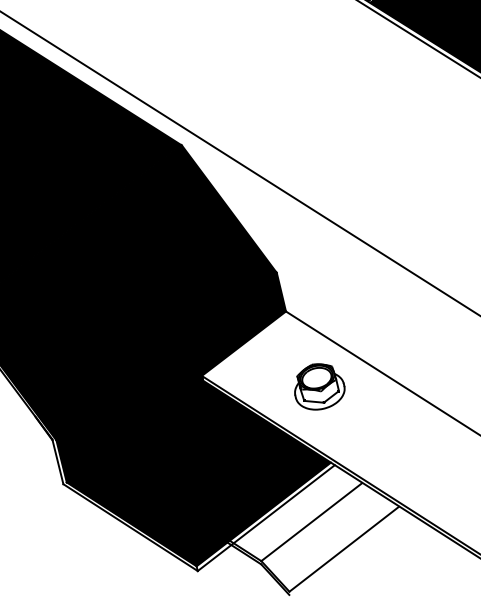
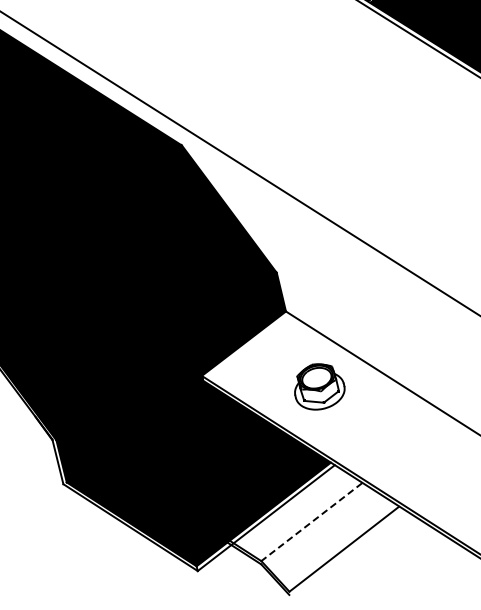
line: solid -> dashed (311, 522)
